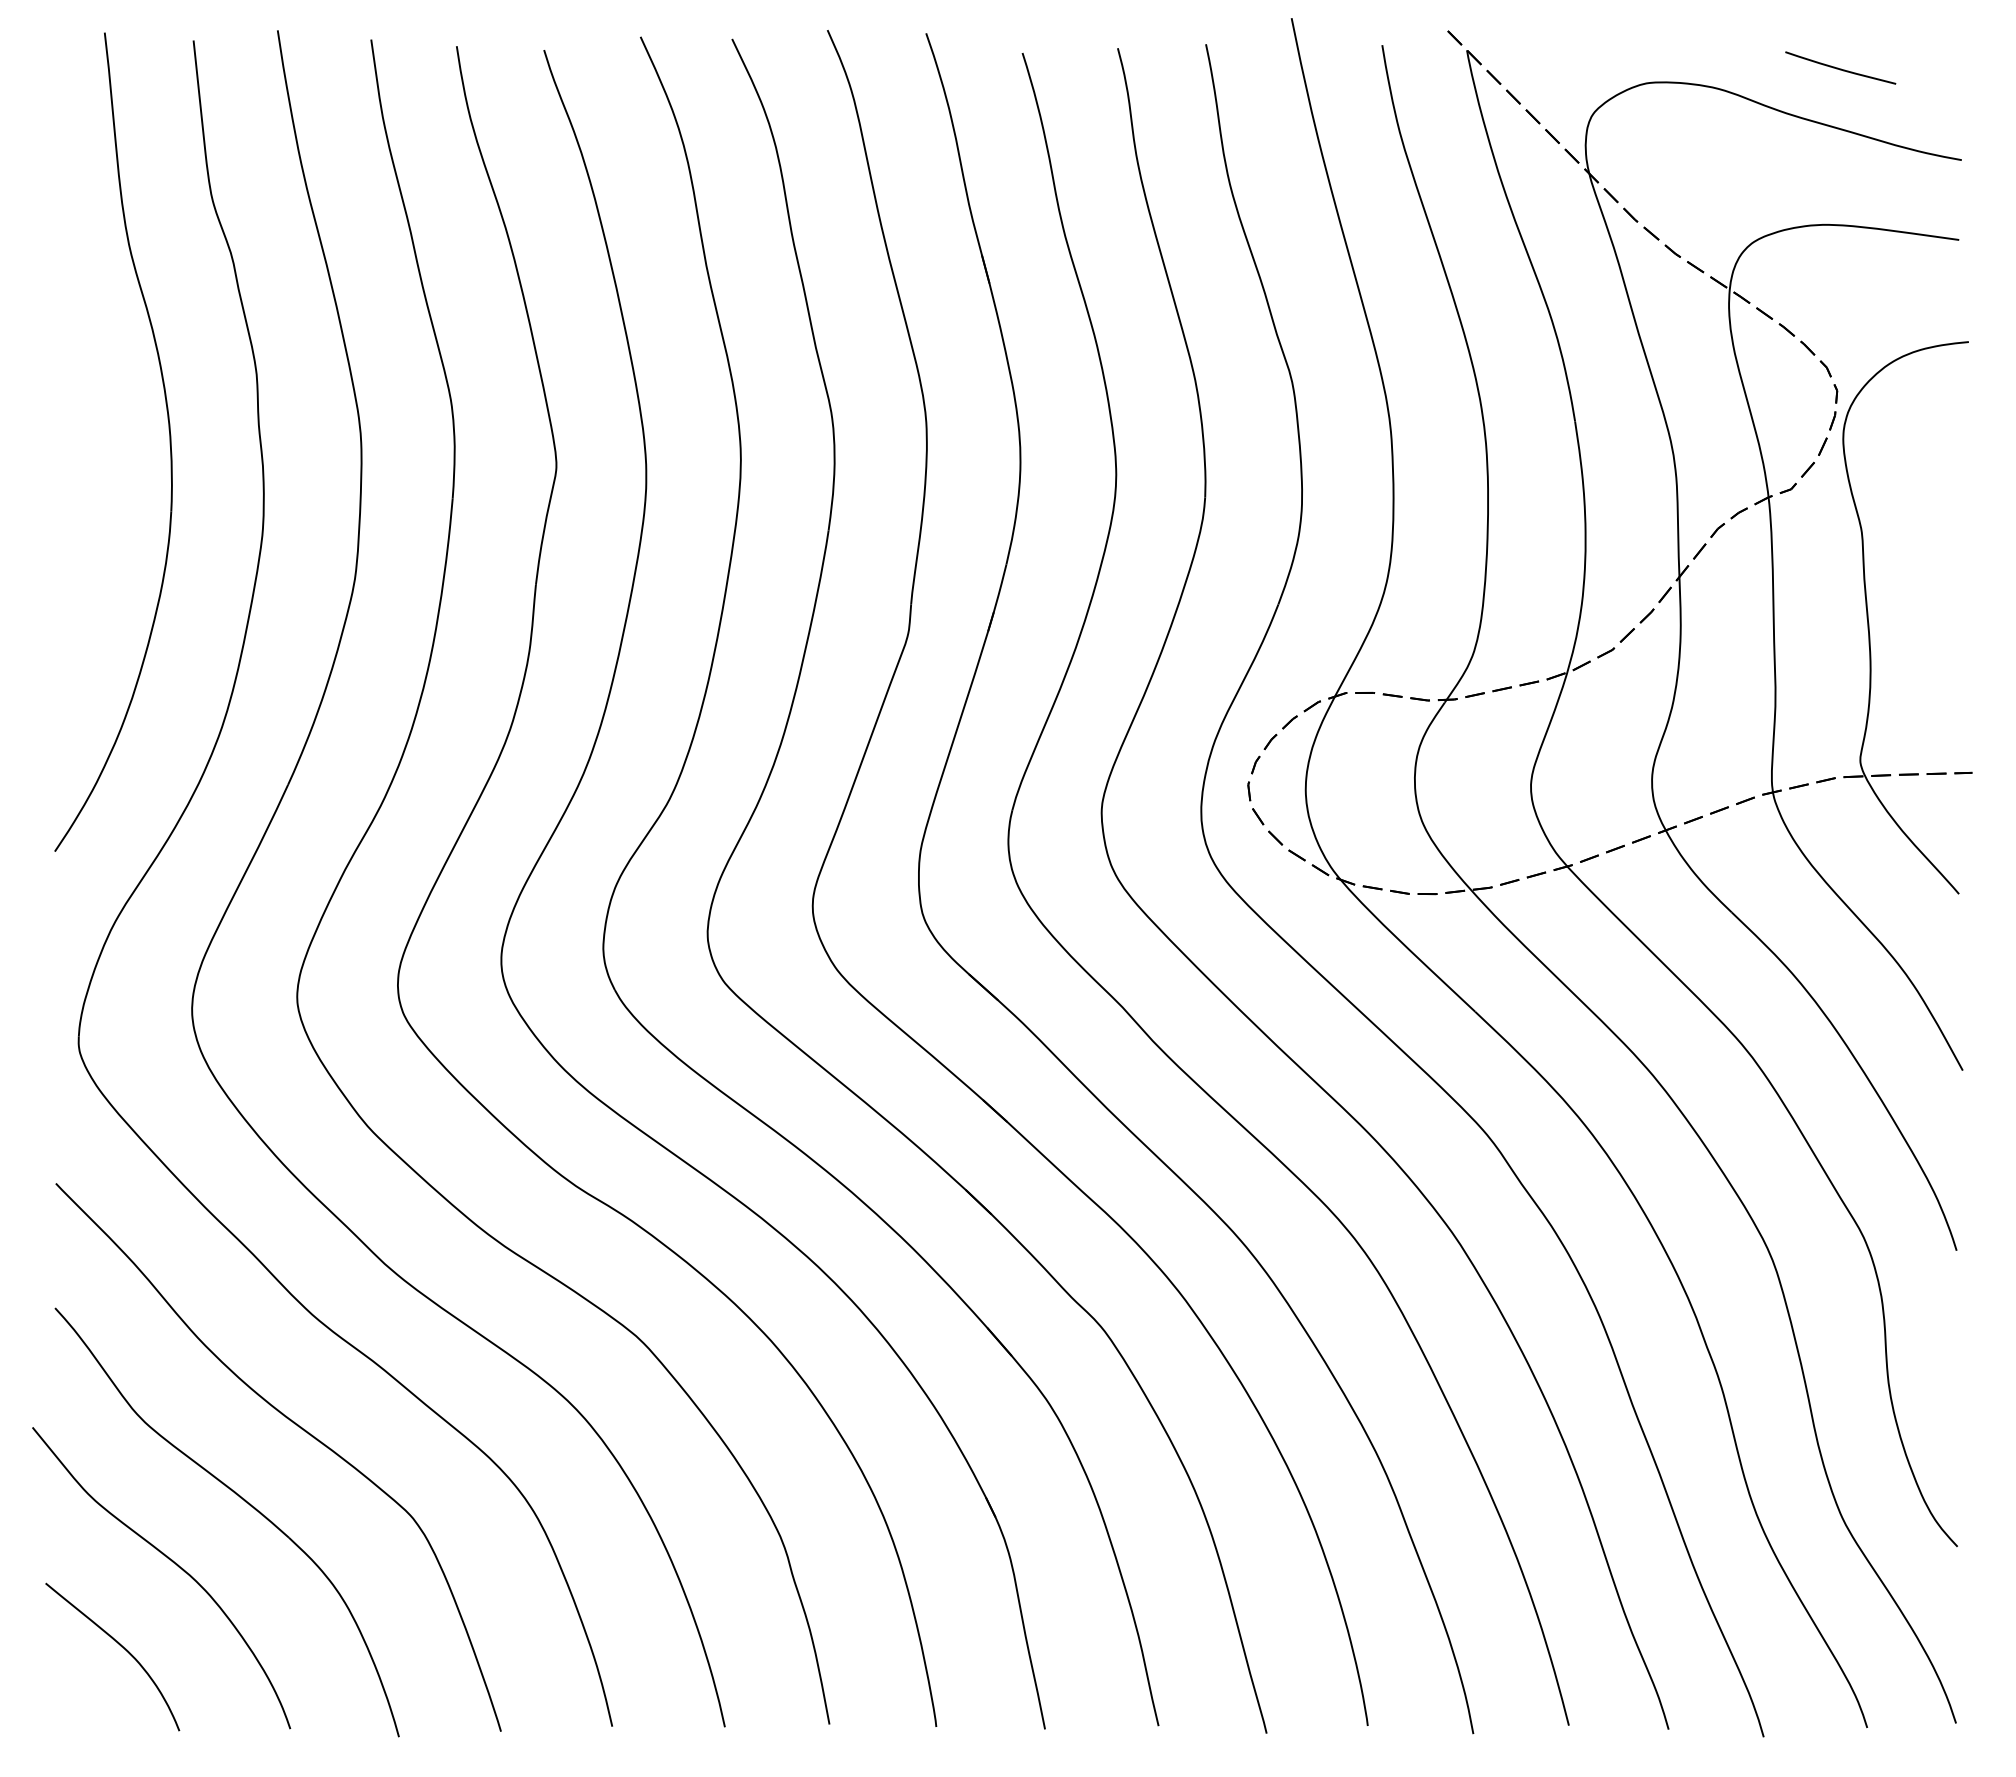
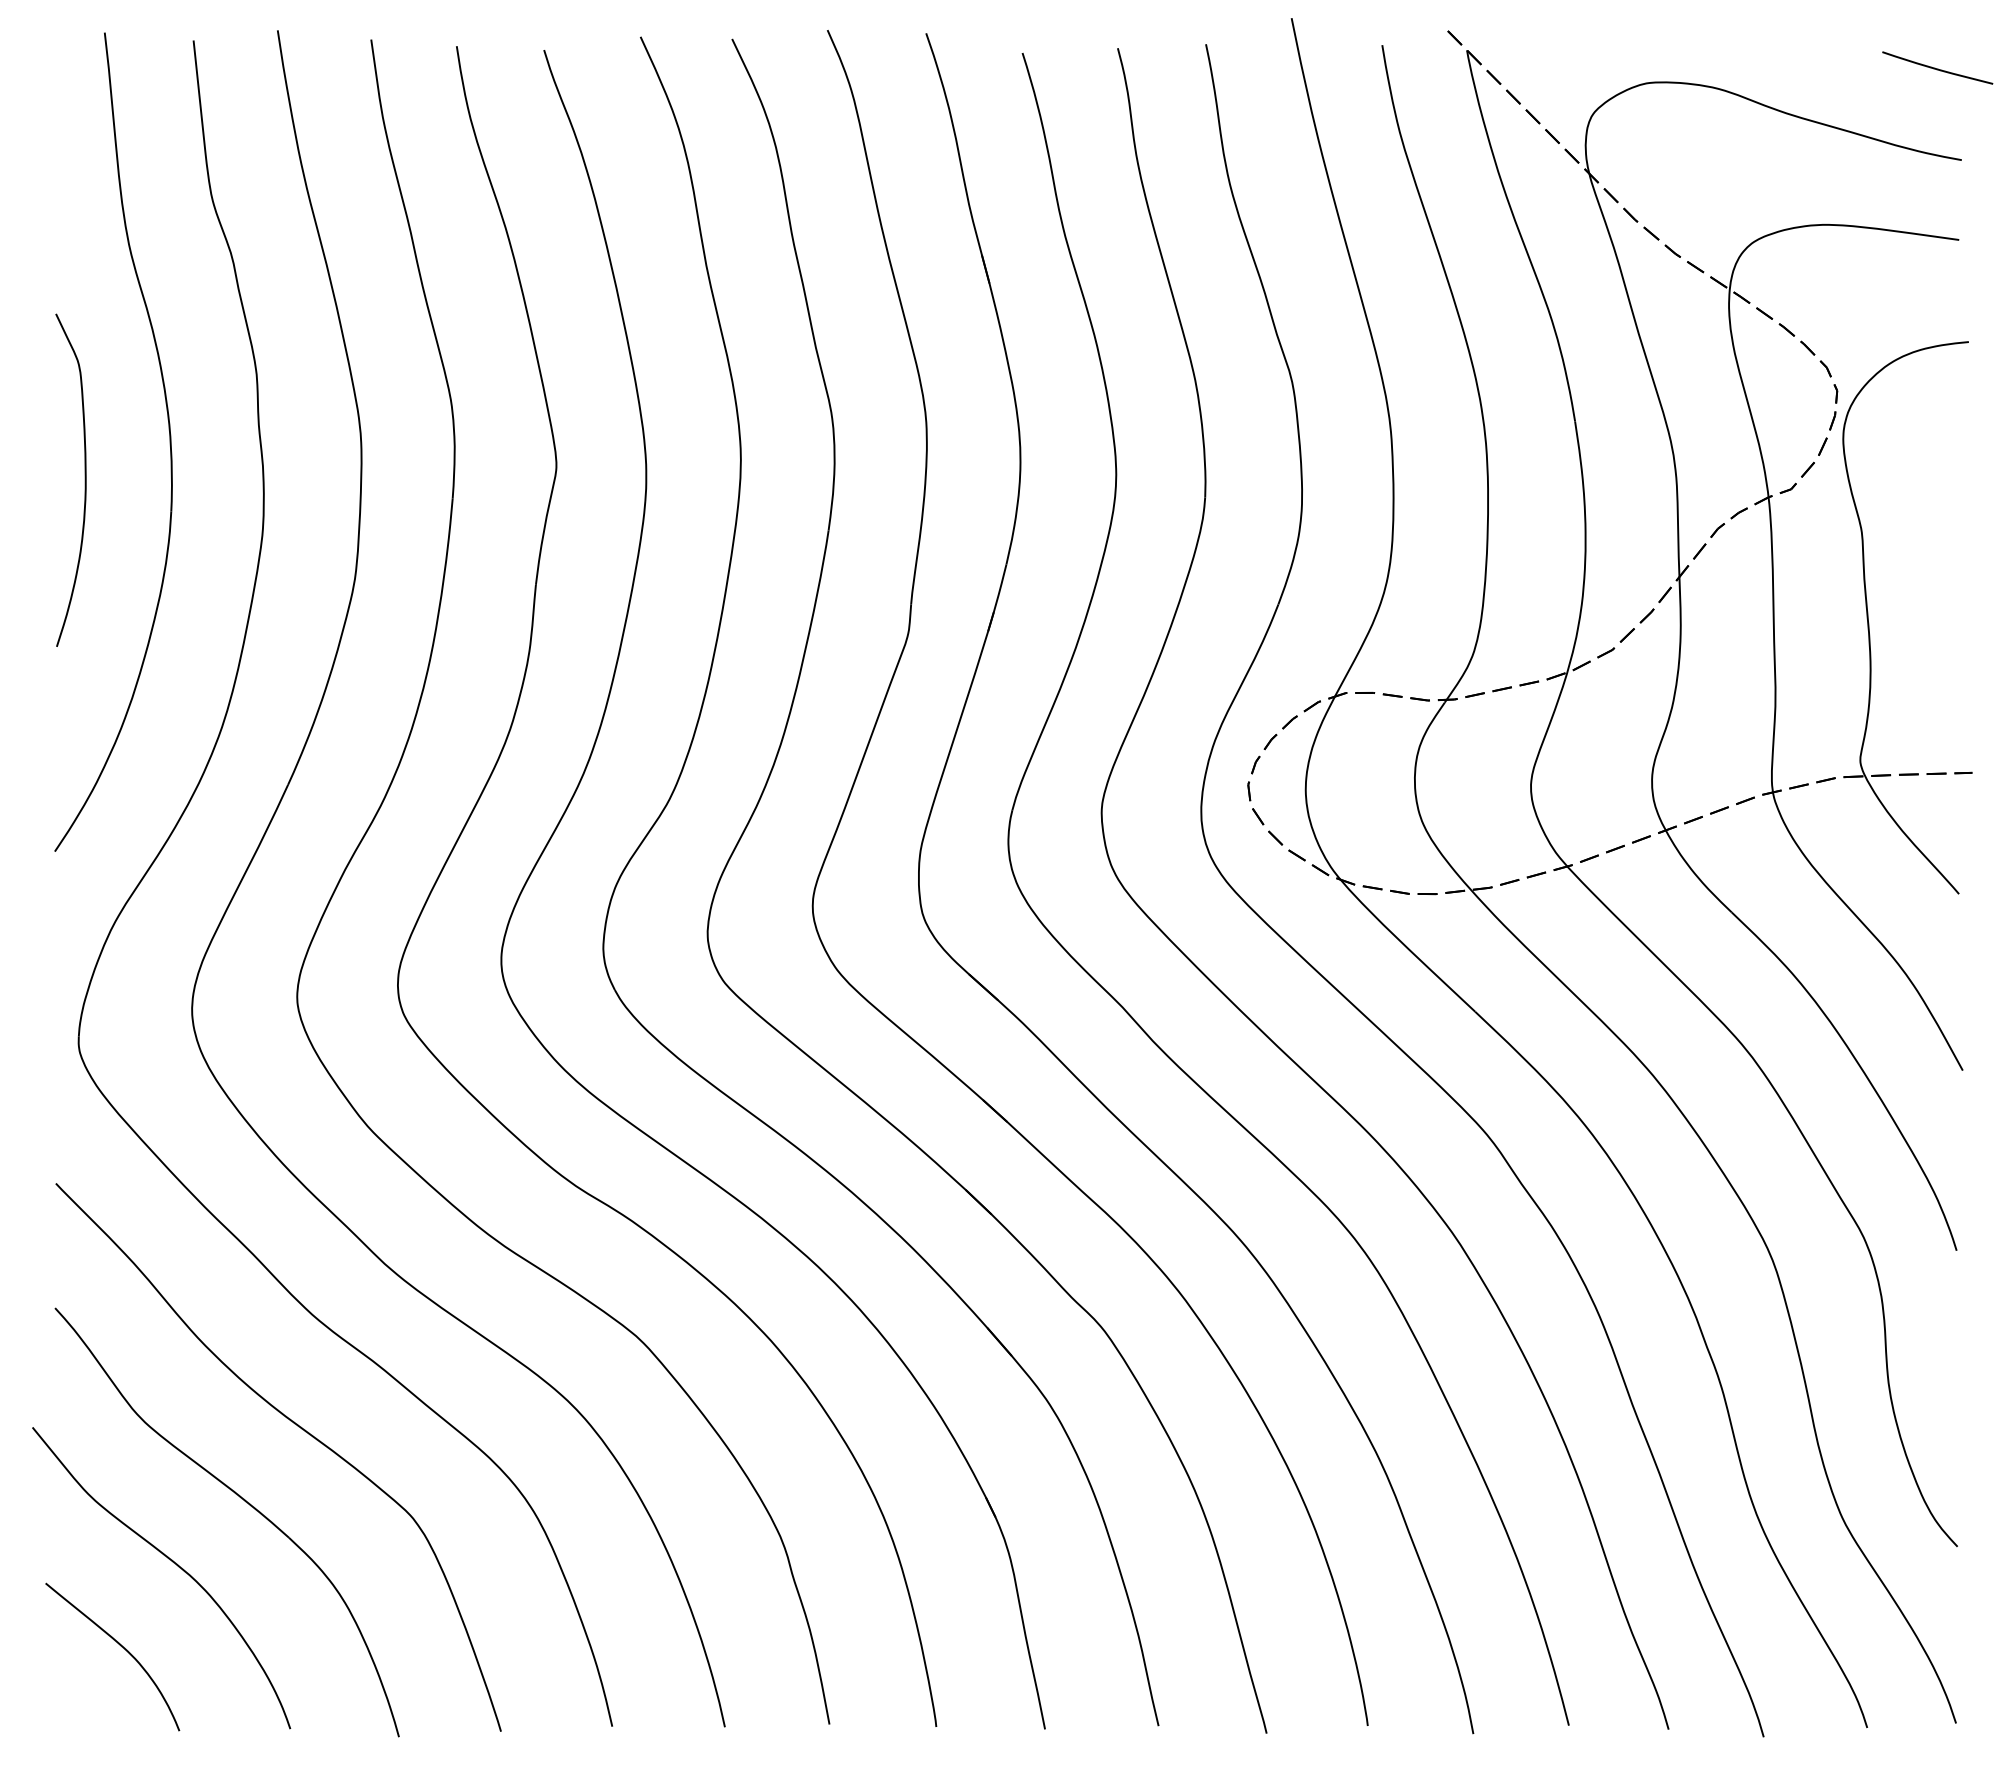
curve position: (1840, 68) -> (1937, 68) (1937, 68)
curve: none -> present (84, 479)
